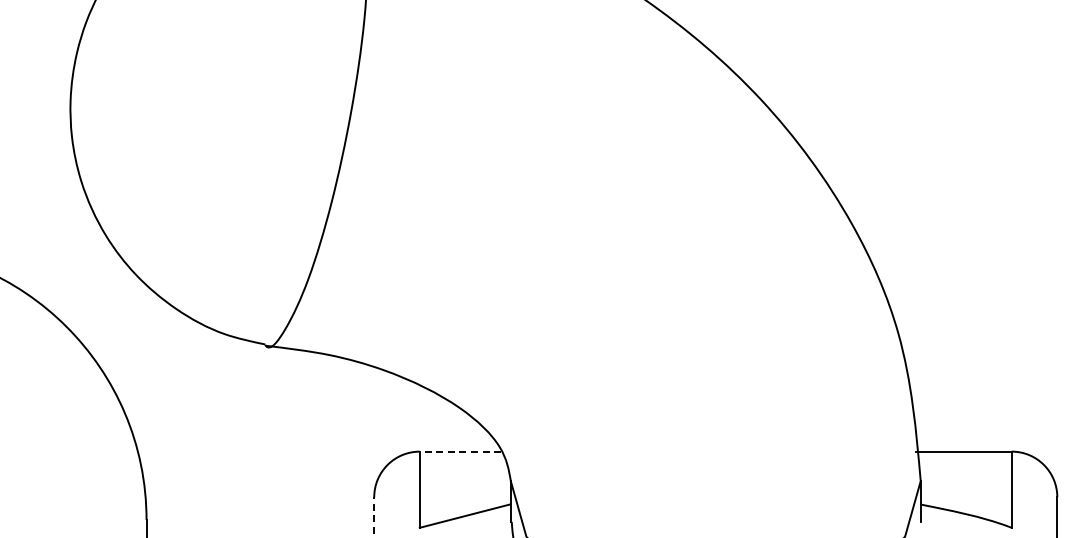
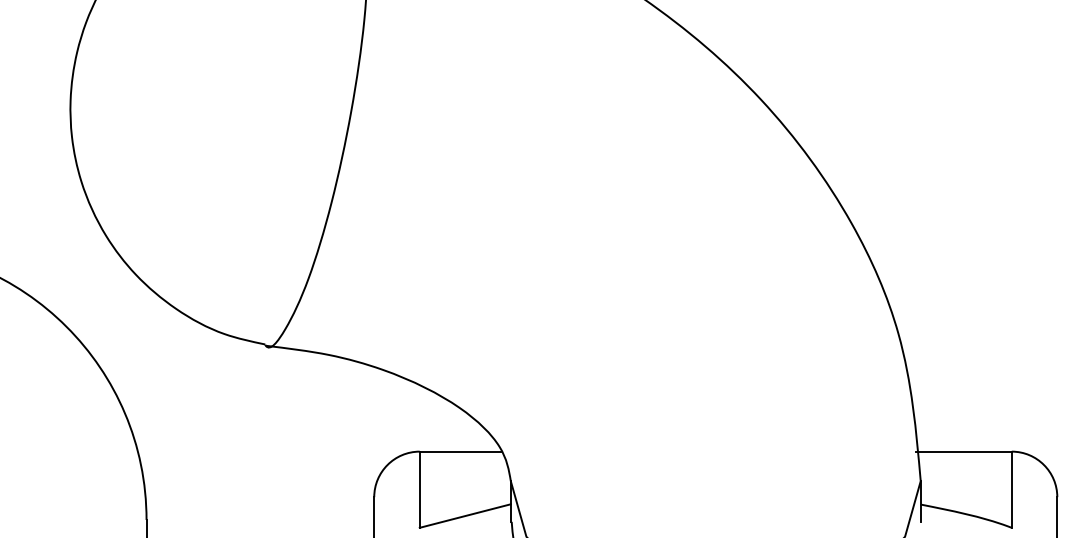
line: dashed -> solid (460, 451)
line: dashed -> solid (374, 516)
